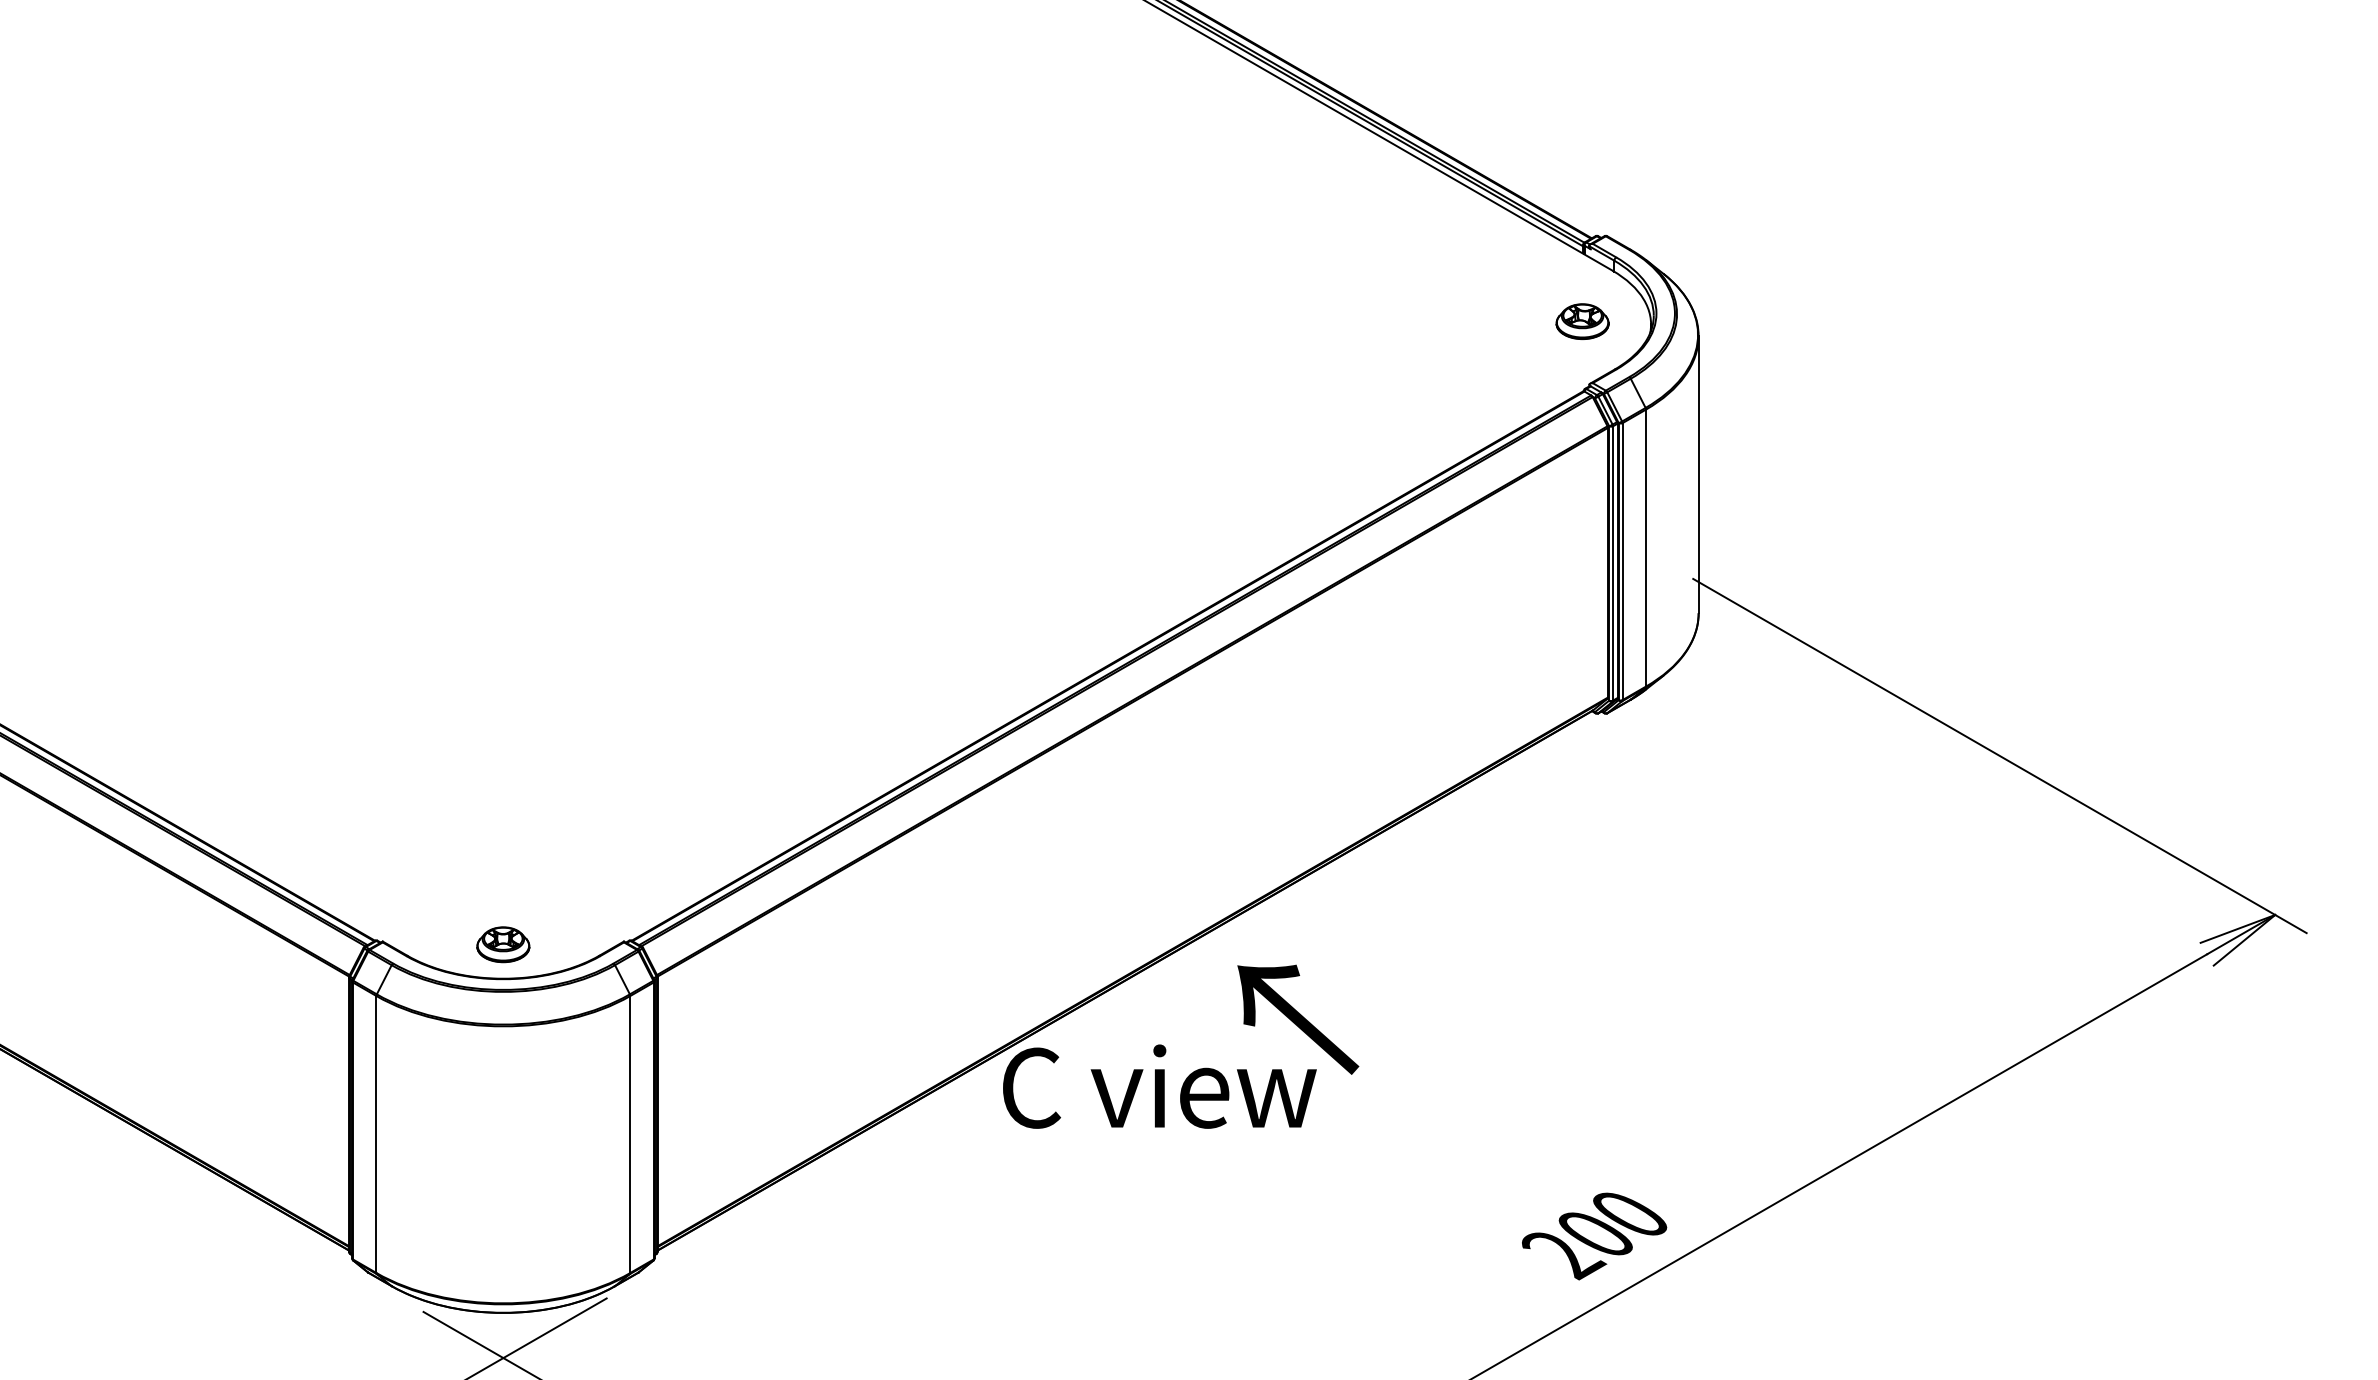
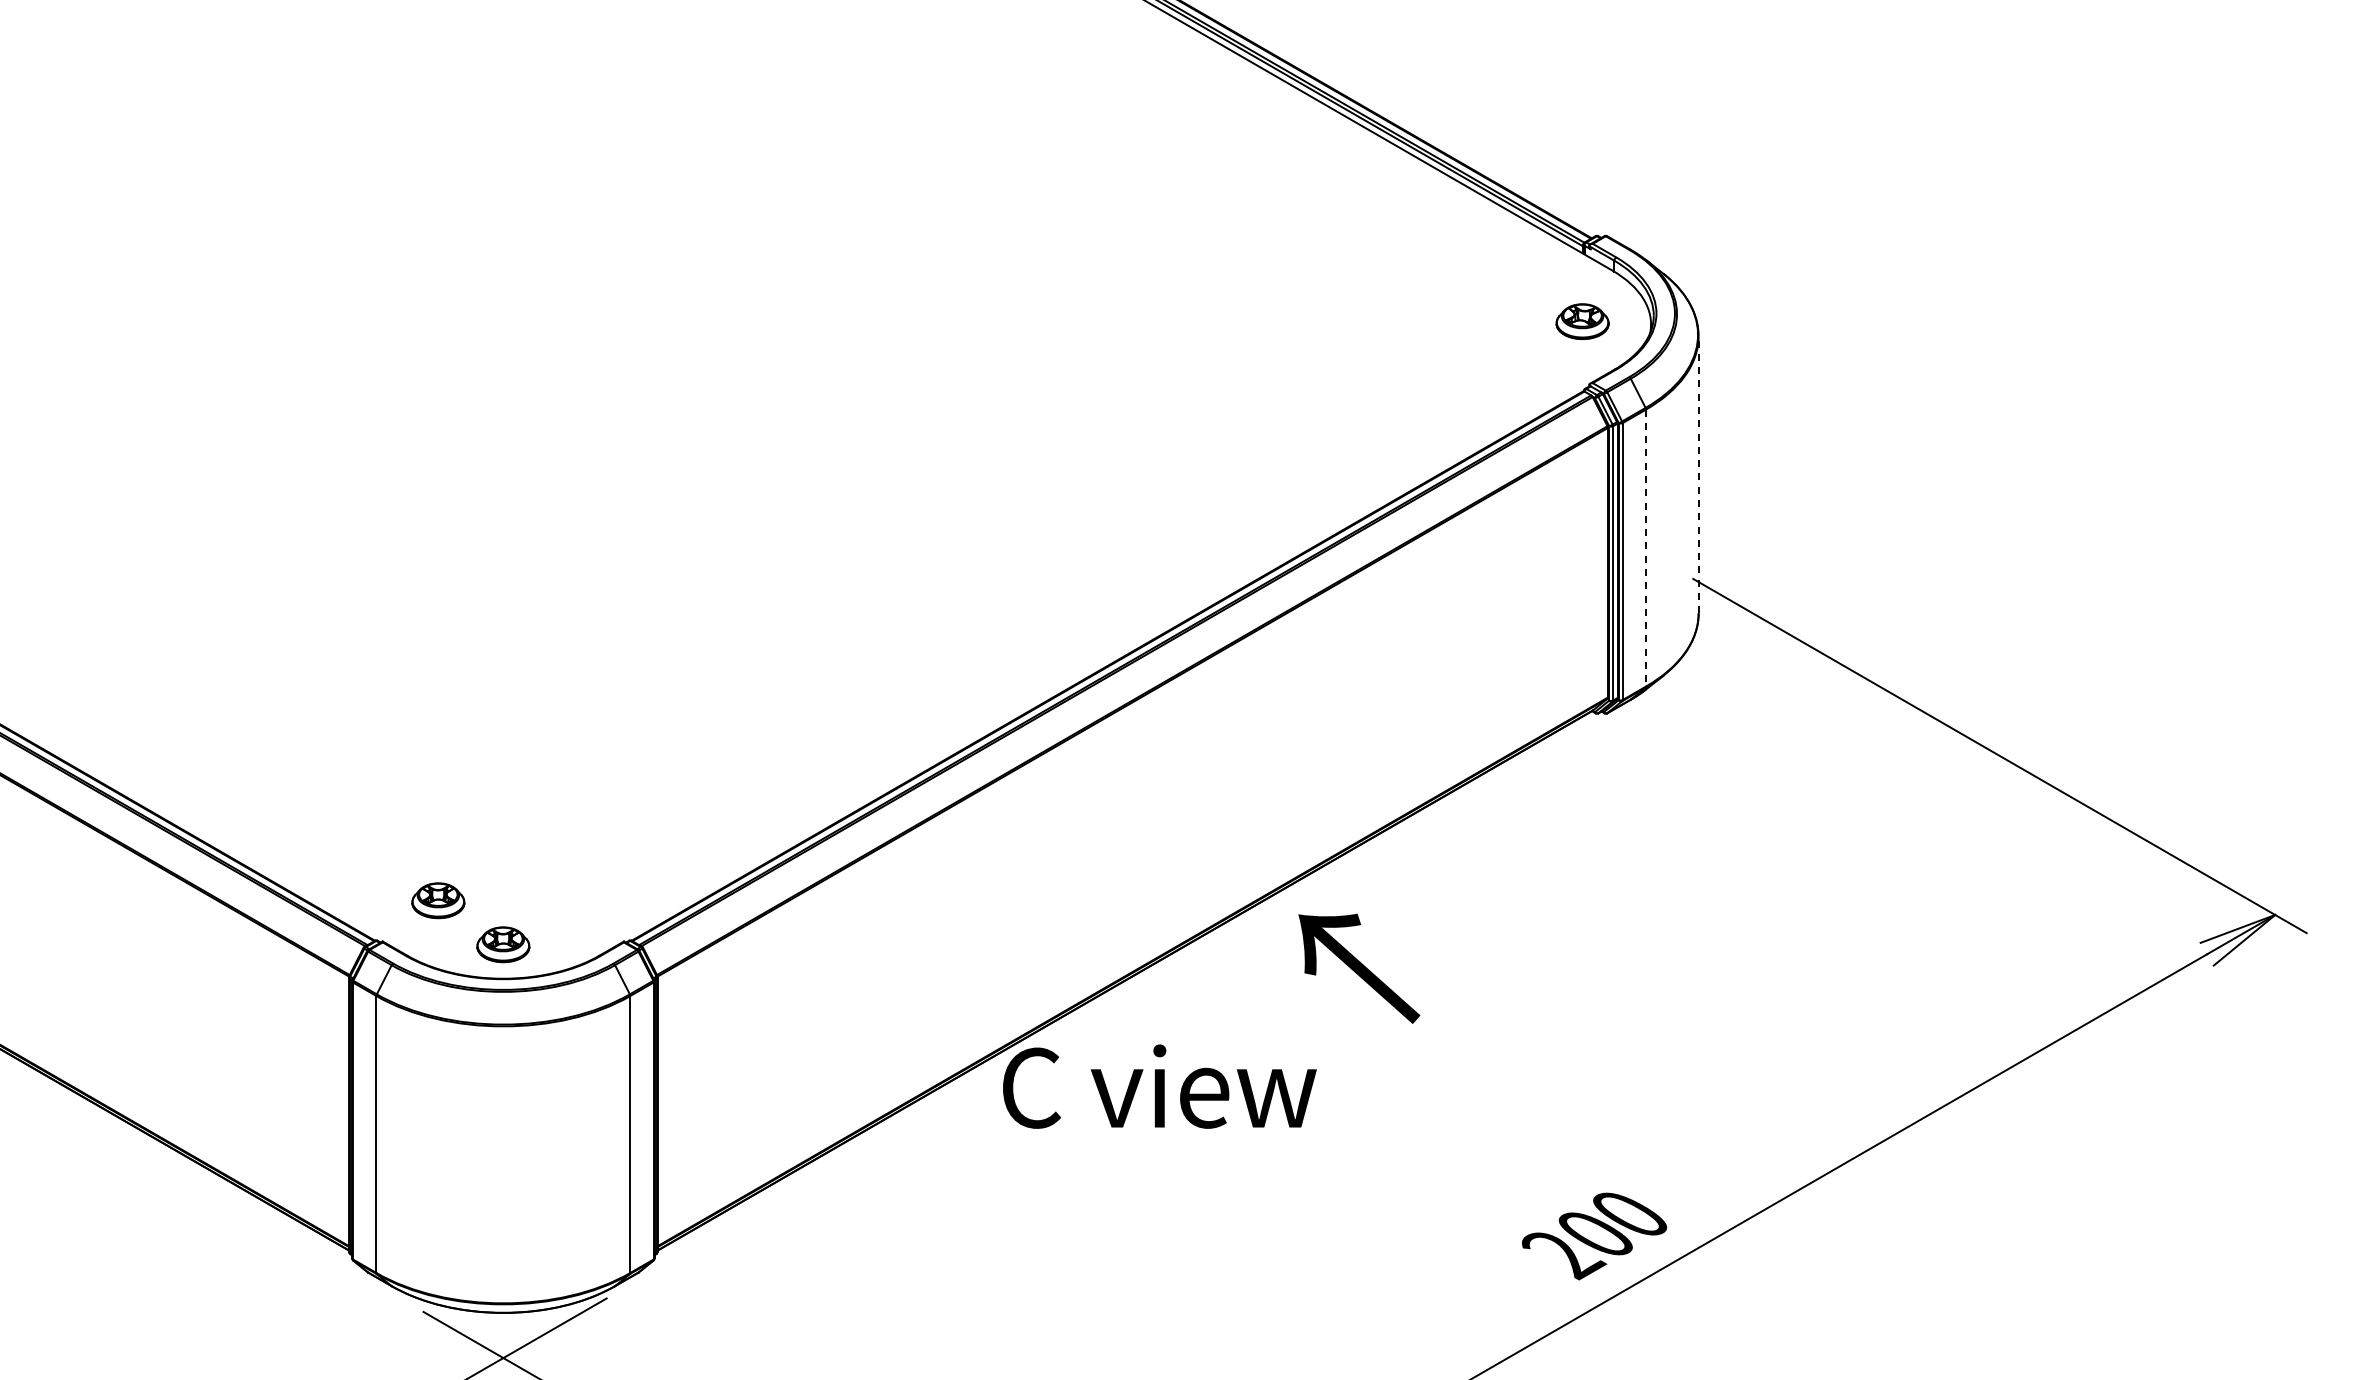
line: solid -> dashed (1698, 474)
line: solid -> dashed (1646, 548)
part: none -> present (438, 900)
text position: (1298, 1019) -> (1359, 968) (1359, 968)
